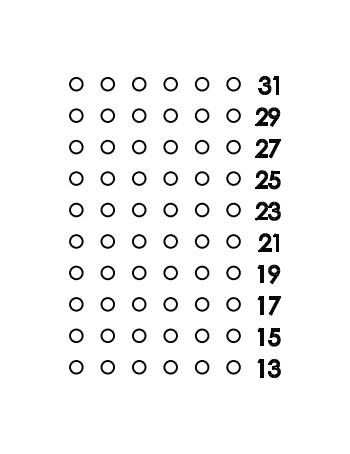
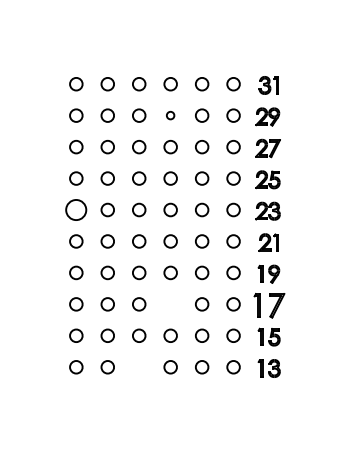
circle size: 15x15 px -> 10x10 px (170, 115)
circle size: 15x16 px -> 23x22 px (76, 209)
circle: present -> none (170, 304)
part size: 24x20 px -> 33x26 px (269, 305)
circle: present -> none (139, 367)
